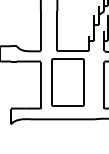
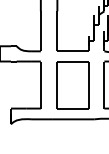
part position: (67, 82) -> (72, 85) (72, 85)
